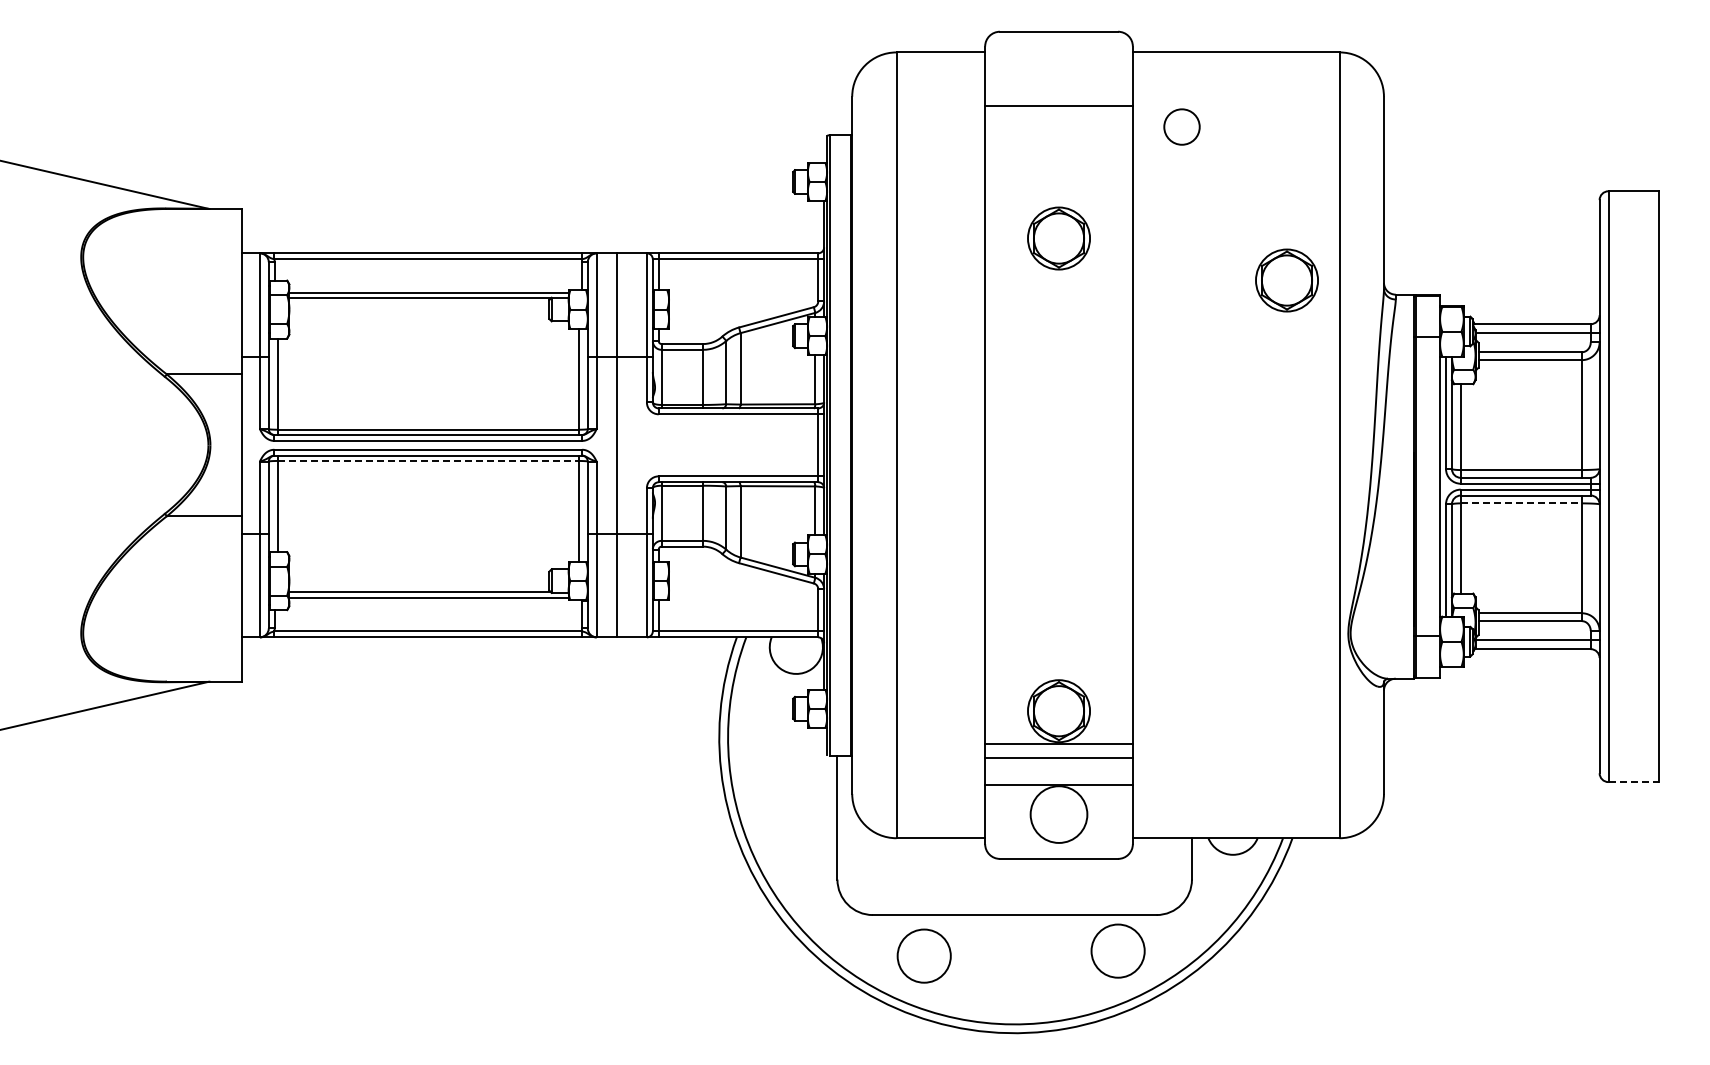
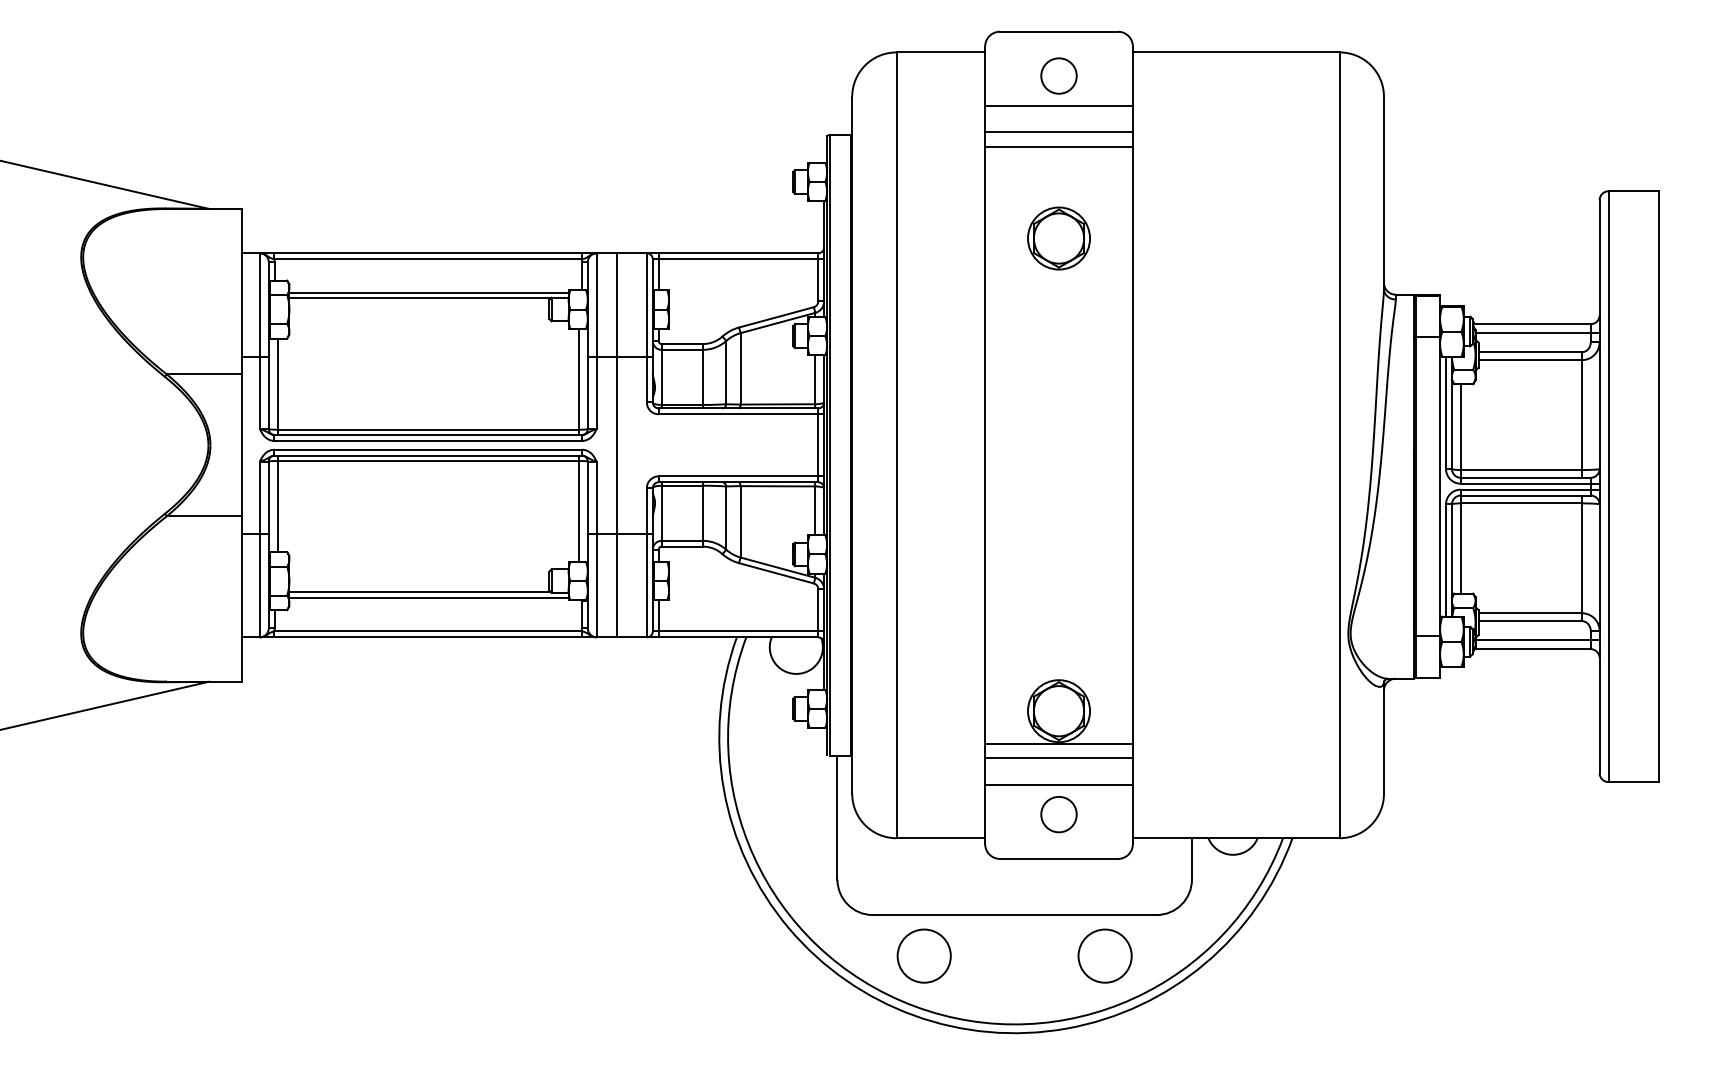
circle position: (1181, 126) -> (1058, 75) (1058, 75)
line: none -> present (1058, 132)
line: none -> present (1058, 146)
part: present -> none (1286, 280)
line: dashed -> solid (428, 460)
line: dashed -> solid (1521, 503)
line: dashed -> solid (1634, 782)
circle diameter: 57 px -> 35 px (1058, 814)
circle position: (1117, 950) -> (1104, 955) (1104, 955)
